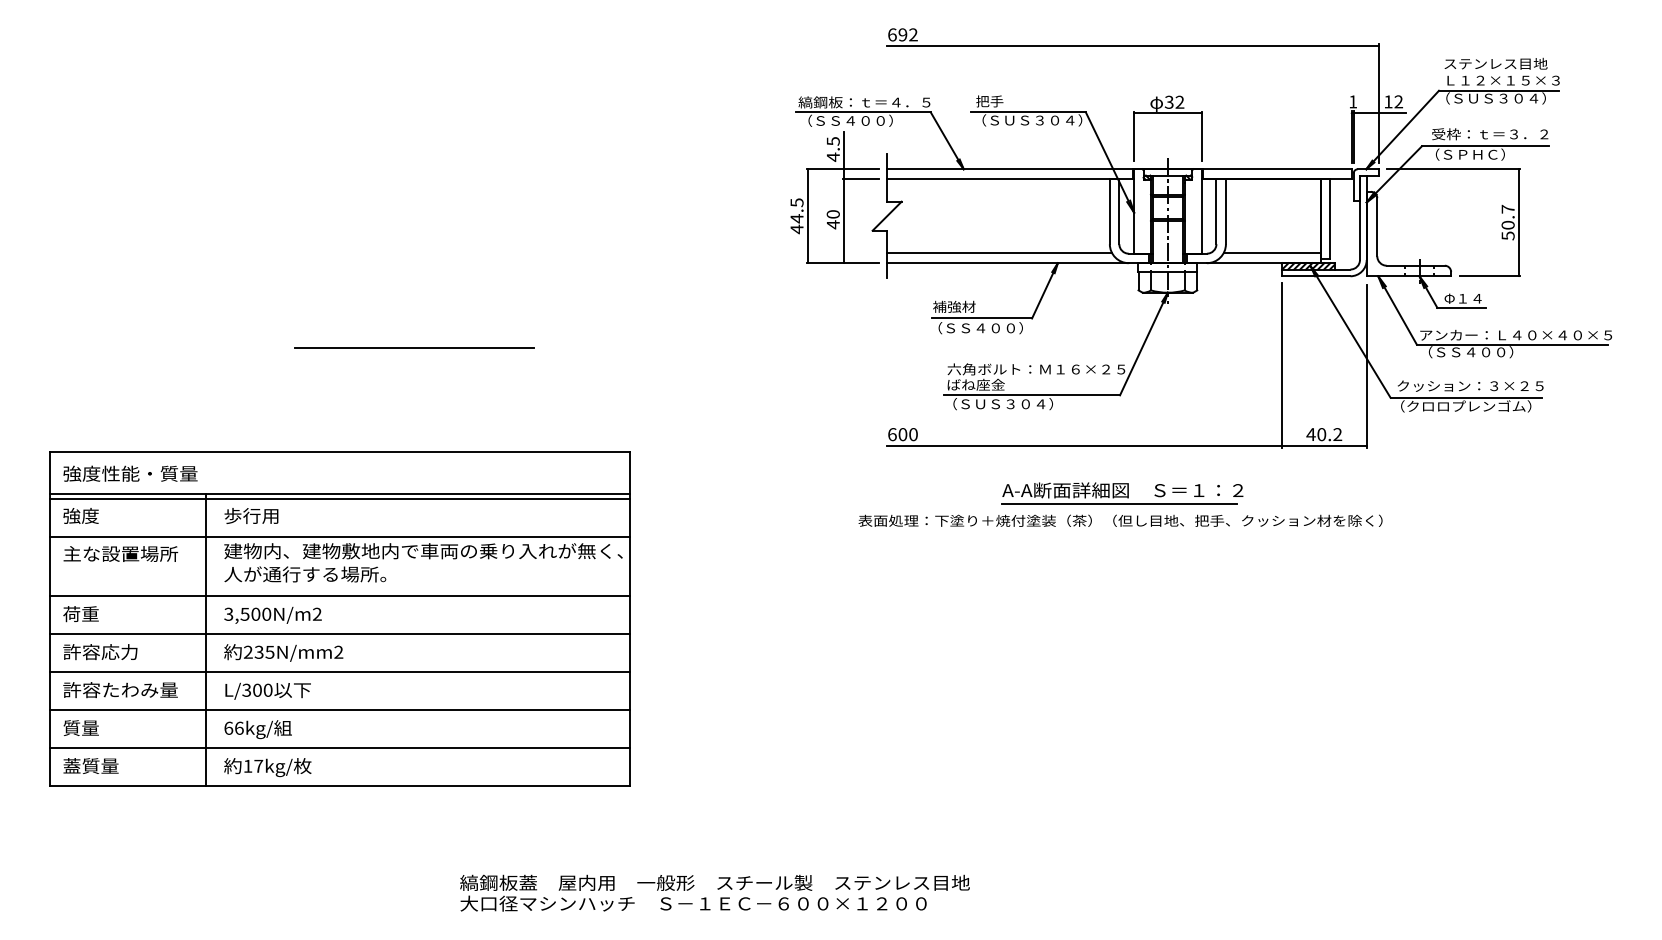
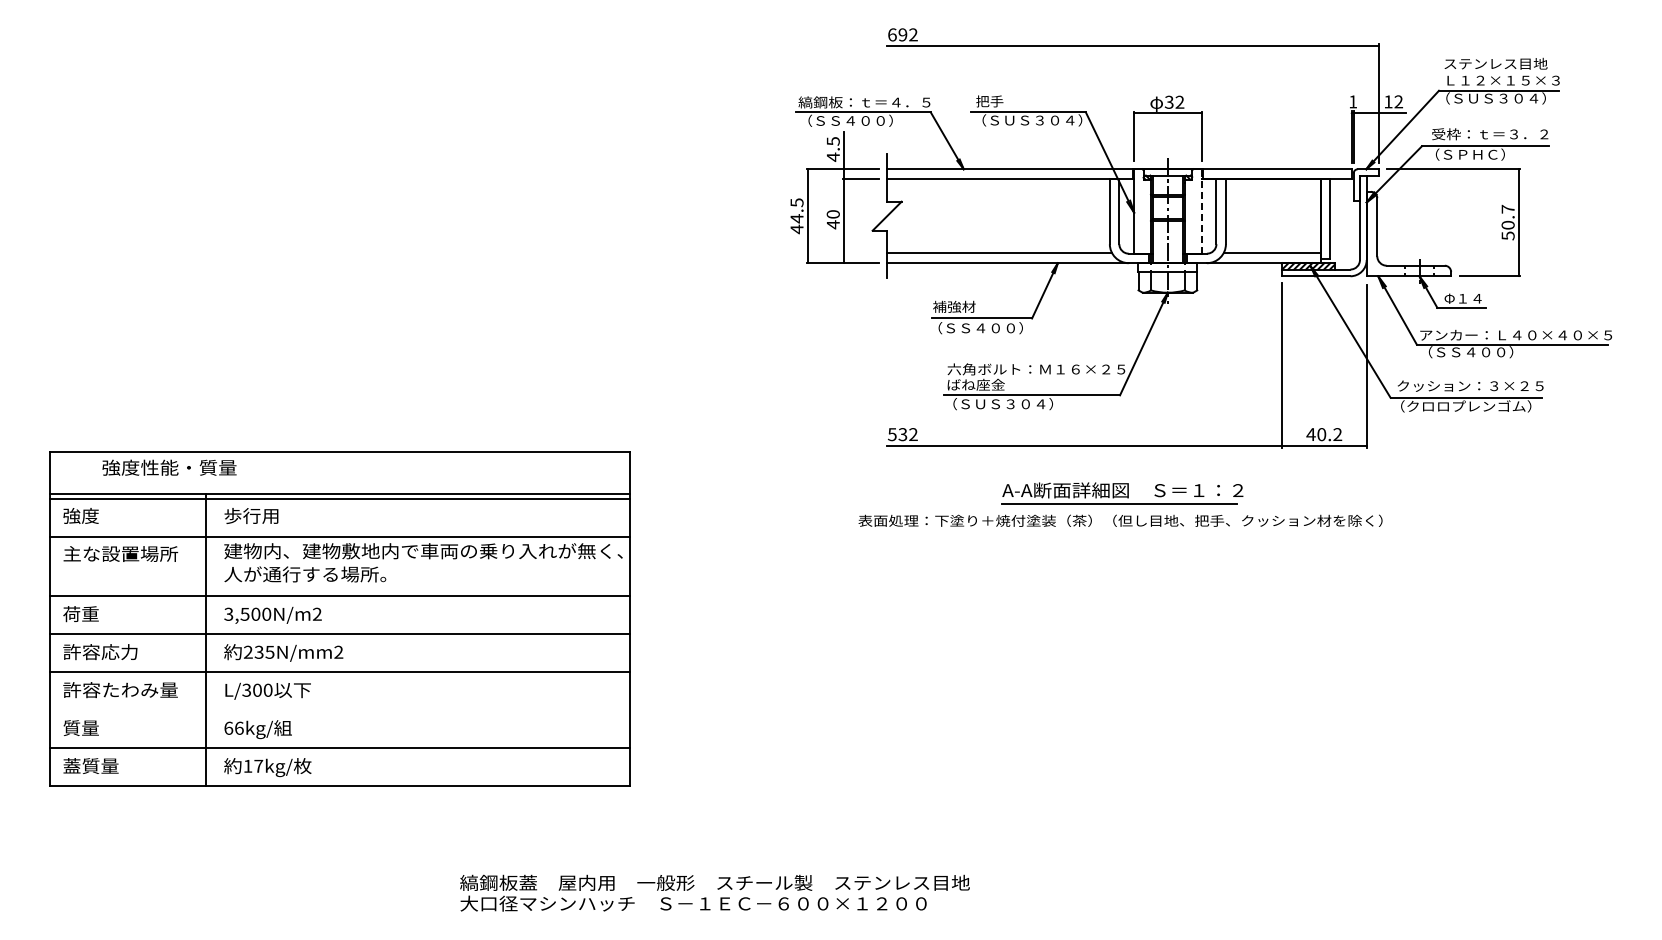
line: solid -> dashed (1201, 210)
line: present -> none (414, 347)
text: 600 -> 532 (902, 434)
text position: (130, 473) -> (169, 467) (169, 467)
line: present -> none (339, 709)
